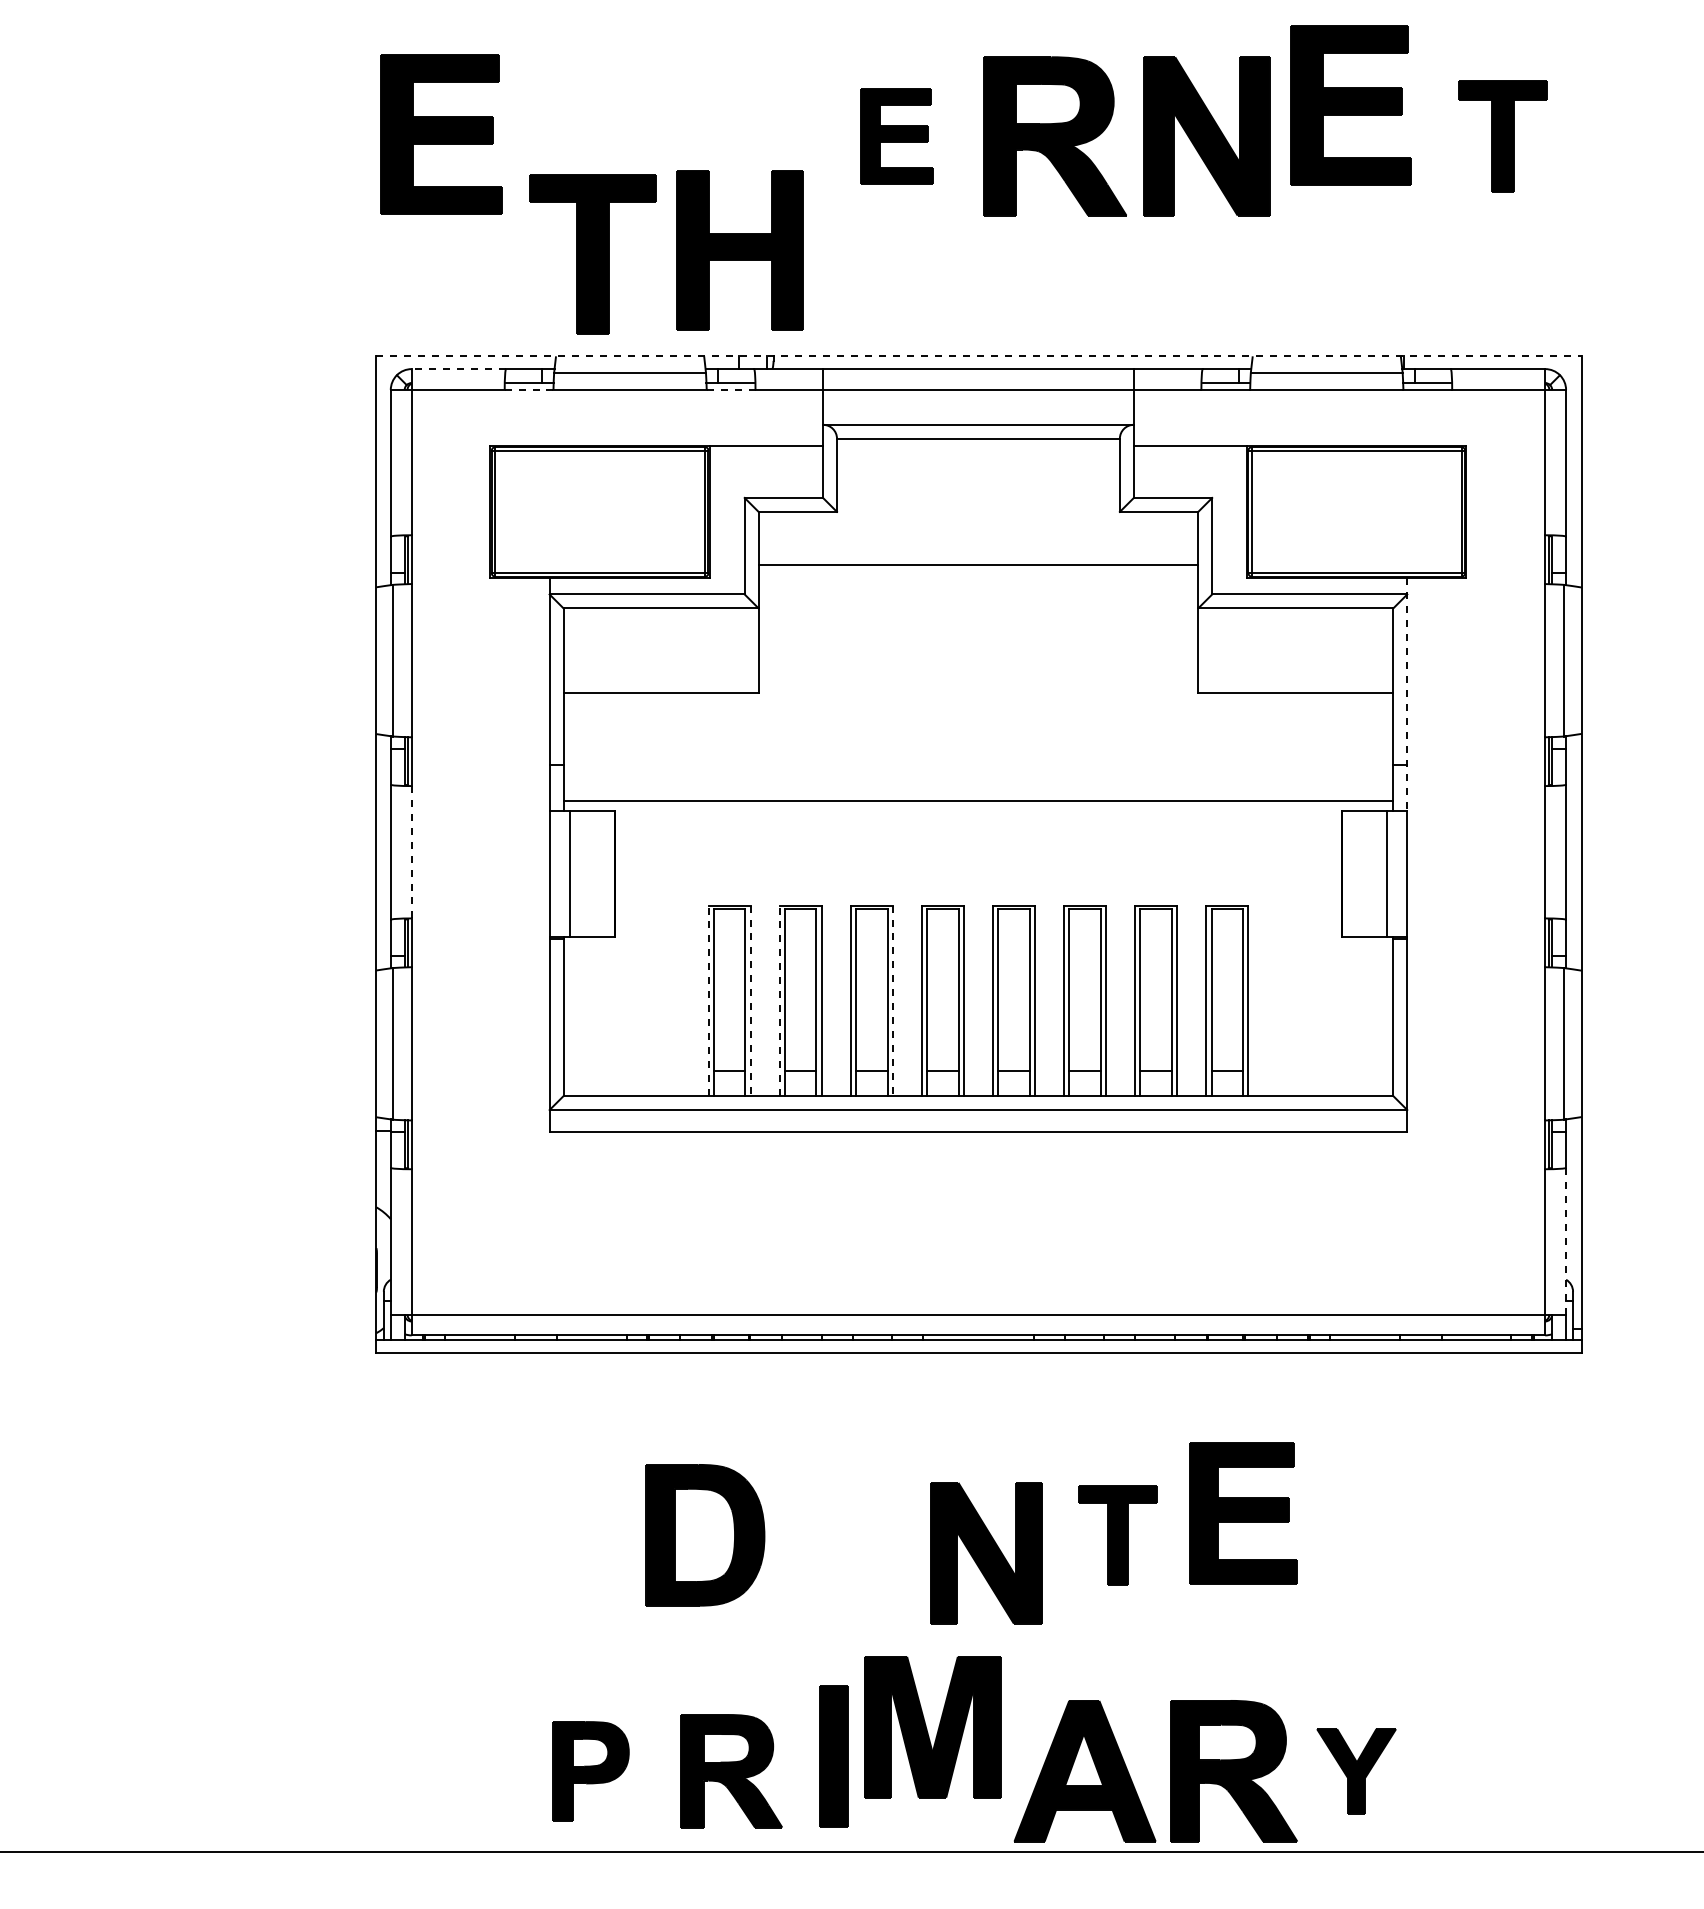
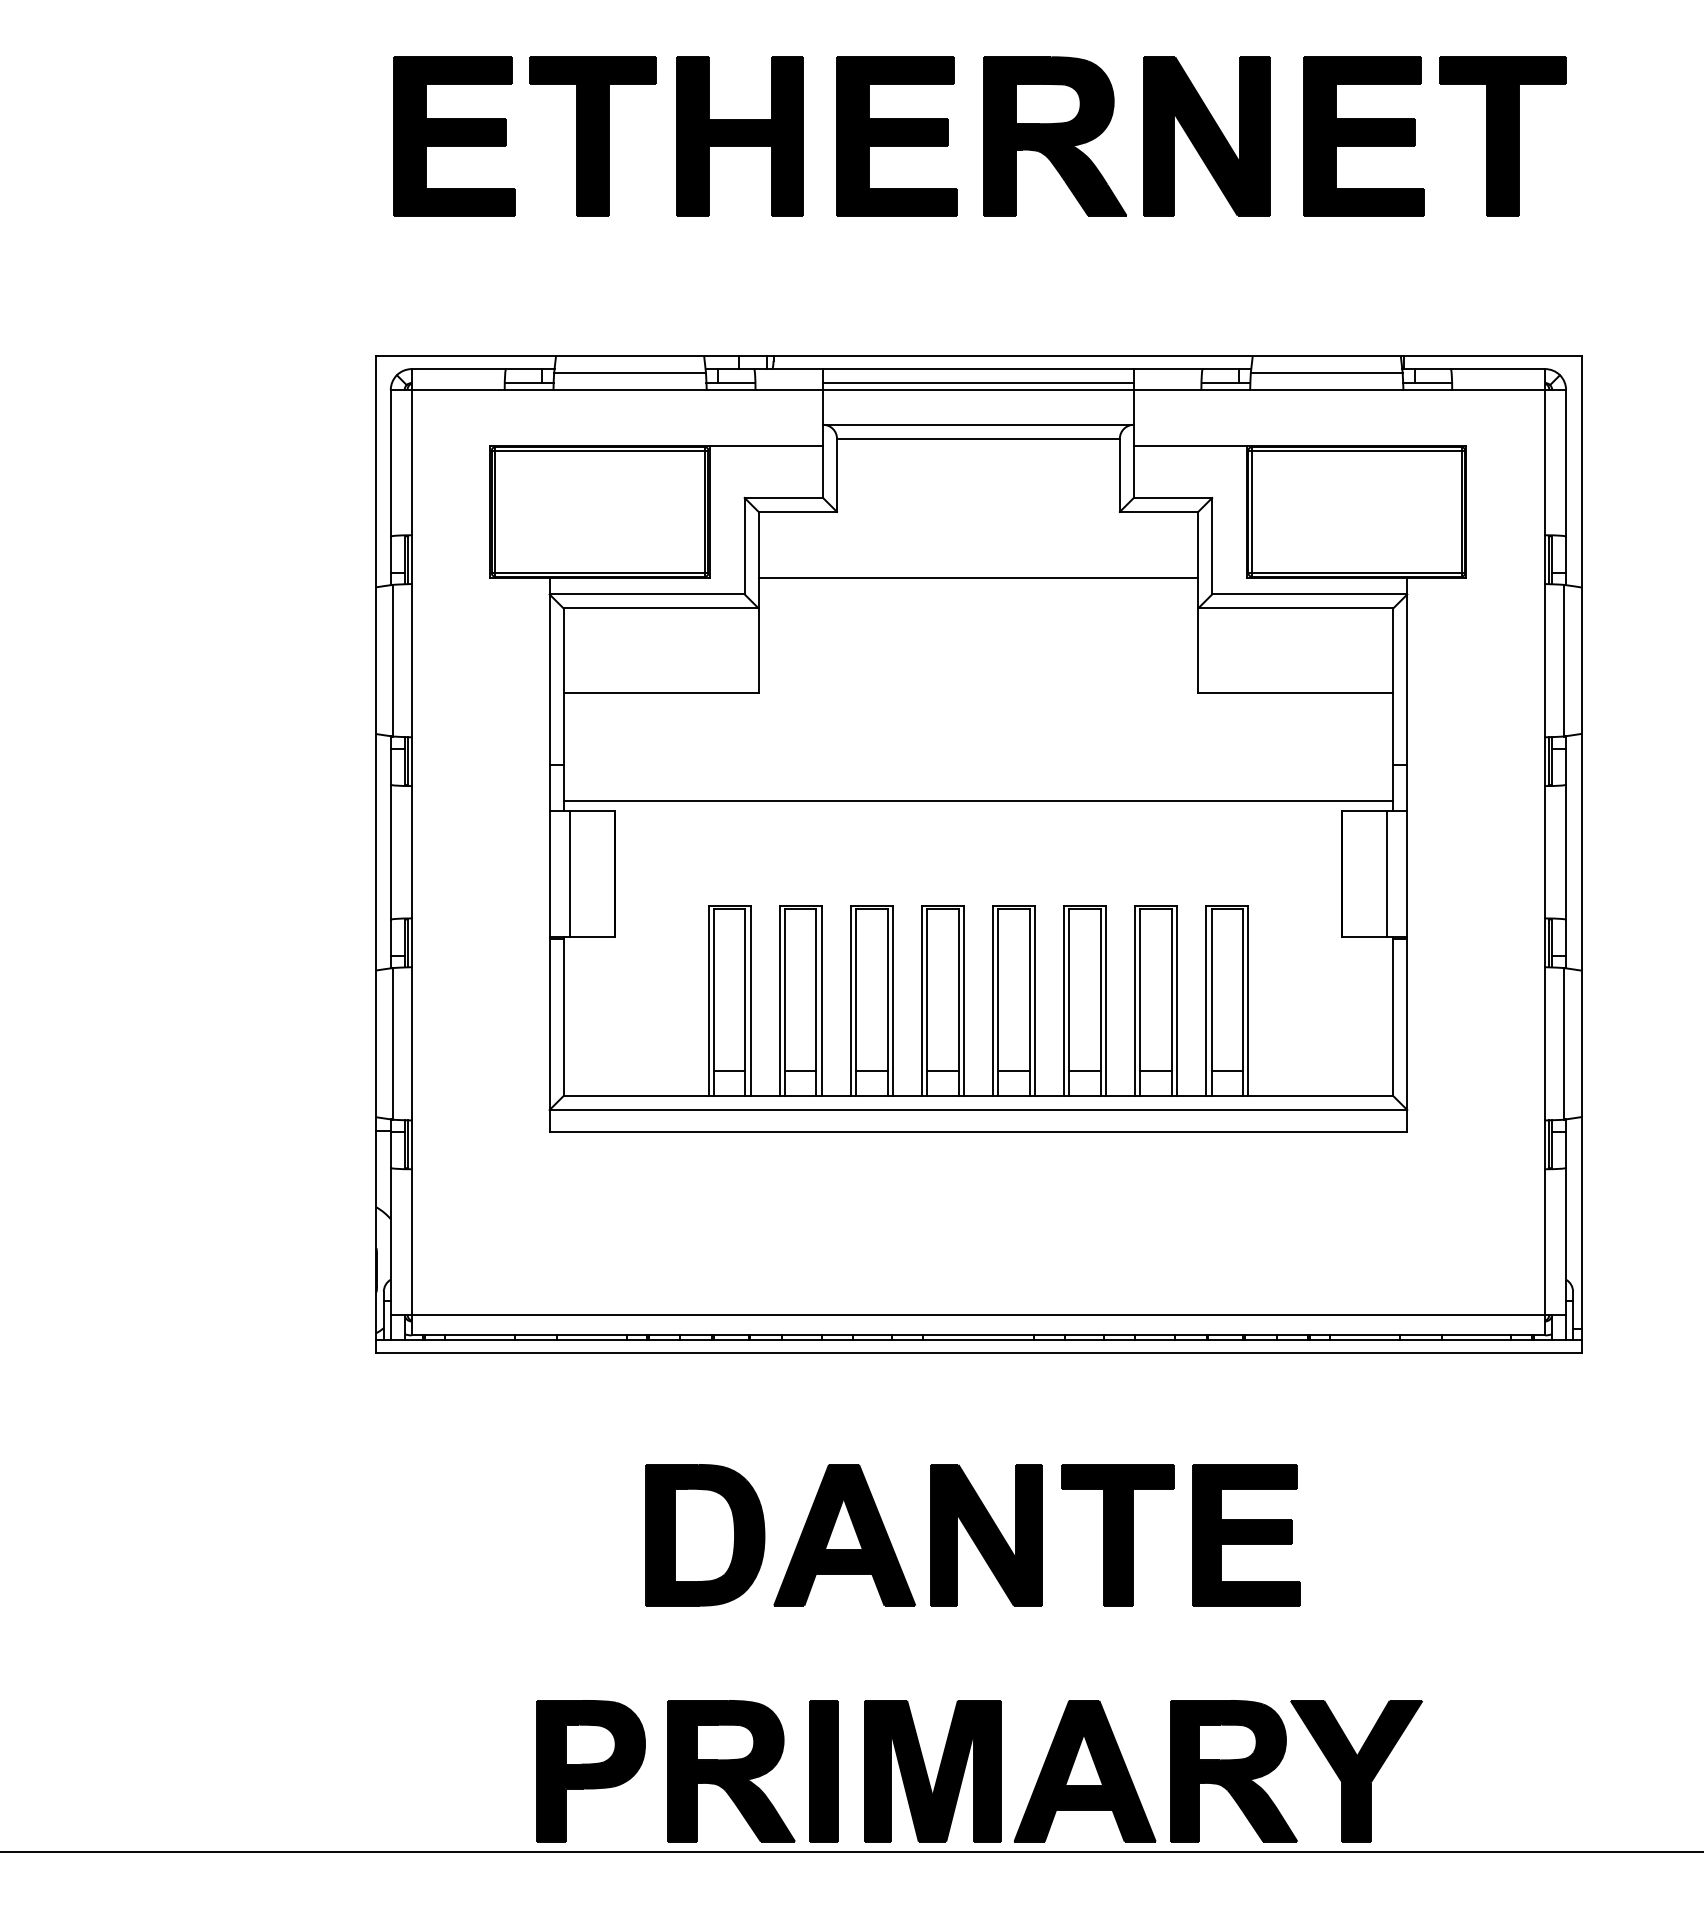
part position: (1350, 105) -> (1363, 136) (1363, 136)
part position: (441, 134) -> (454, 136) (454, 136)
part size: 74x97 px -> 122x161 px (896, 136)
part size: 90x113 px -> 128x161 px (1502, 136)
part position: (739, 250) -> (739, 136) (739, 136)
part position: (592, 254) -> (592, 136) (592, 136)
line: dashed -> solid (979, 356)
line: dashed -> solid (458, 369)
line: none -> present (978, 383)
line: dashed -> solid (528, 390)
line: dashed -> solid (730, 390)
line position: (978, 565) -> (978, 578) (978, 578)
line: dashed -> solid (1407, 694)
line: dashed -> solid (411, 851)
line: dashed -> solid (708, 1000)
line: dashed -> solid (779, 1000)
line: dashed -> solid (750, 1001)
line: dashed -> solid (892, 1001)
line: dashed -> solid (1566, 1241)
part position: (1243, 1513) -> (1246, 1535) (1246, 1535)
part: none -> present (844, 1535)
part size: 80x101 px -> 114x143 px (1117, 1535)
part position: (986, 1553) -> (986, 1535) (986, 1535)
part position: (932, 1727) -> (932, 1771) (932, 1771)
part position: (833, 1756) -> (823, 1771) (823, 1771)
part size: 78x101 px -> 110x143 px (590, 1771)
part size: 103x115 px -> 129x143 px (731, 1771)
part size: 81x87 px -> 133x143 px (1356, 1771)
